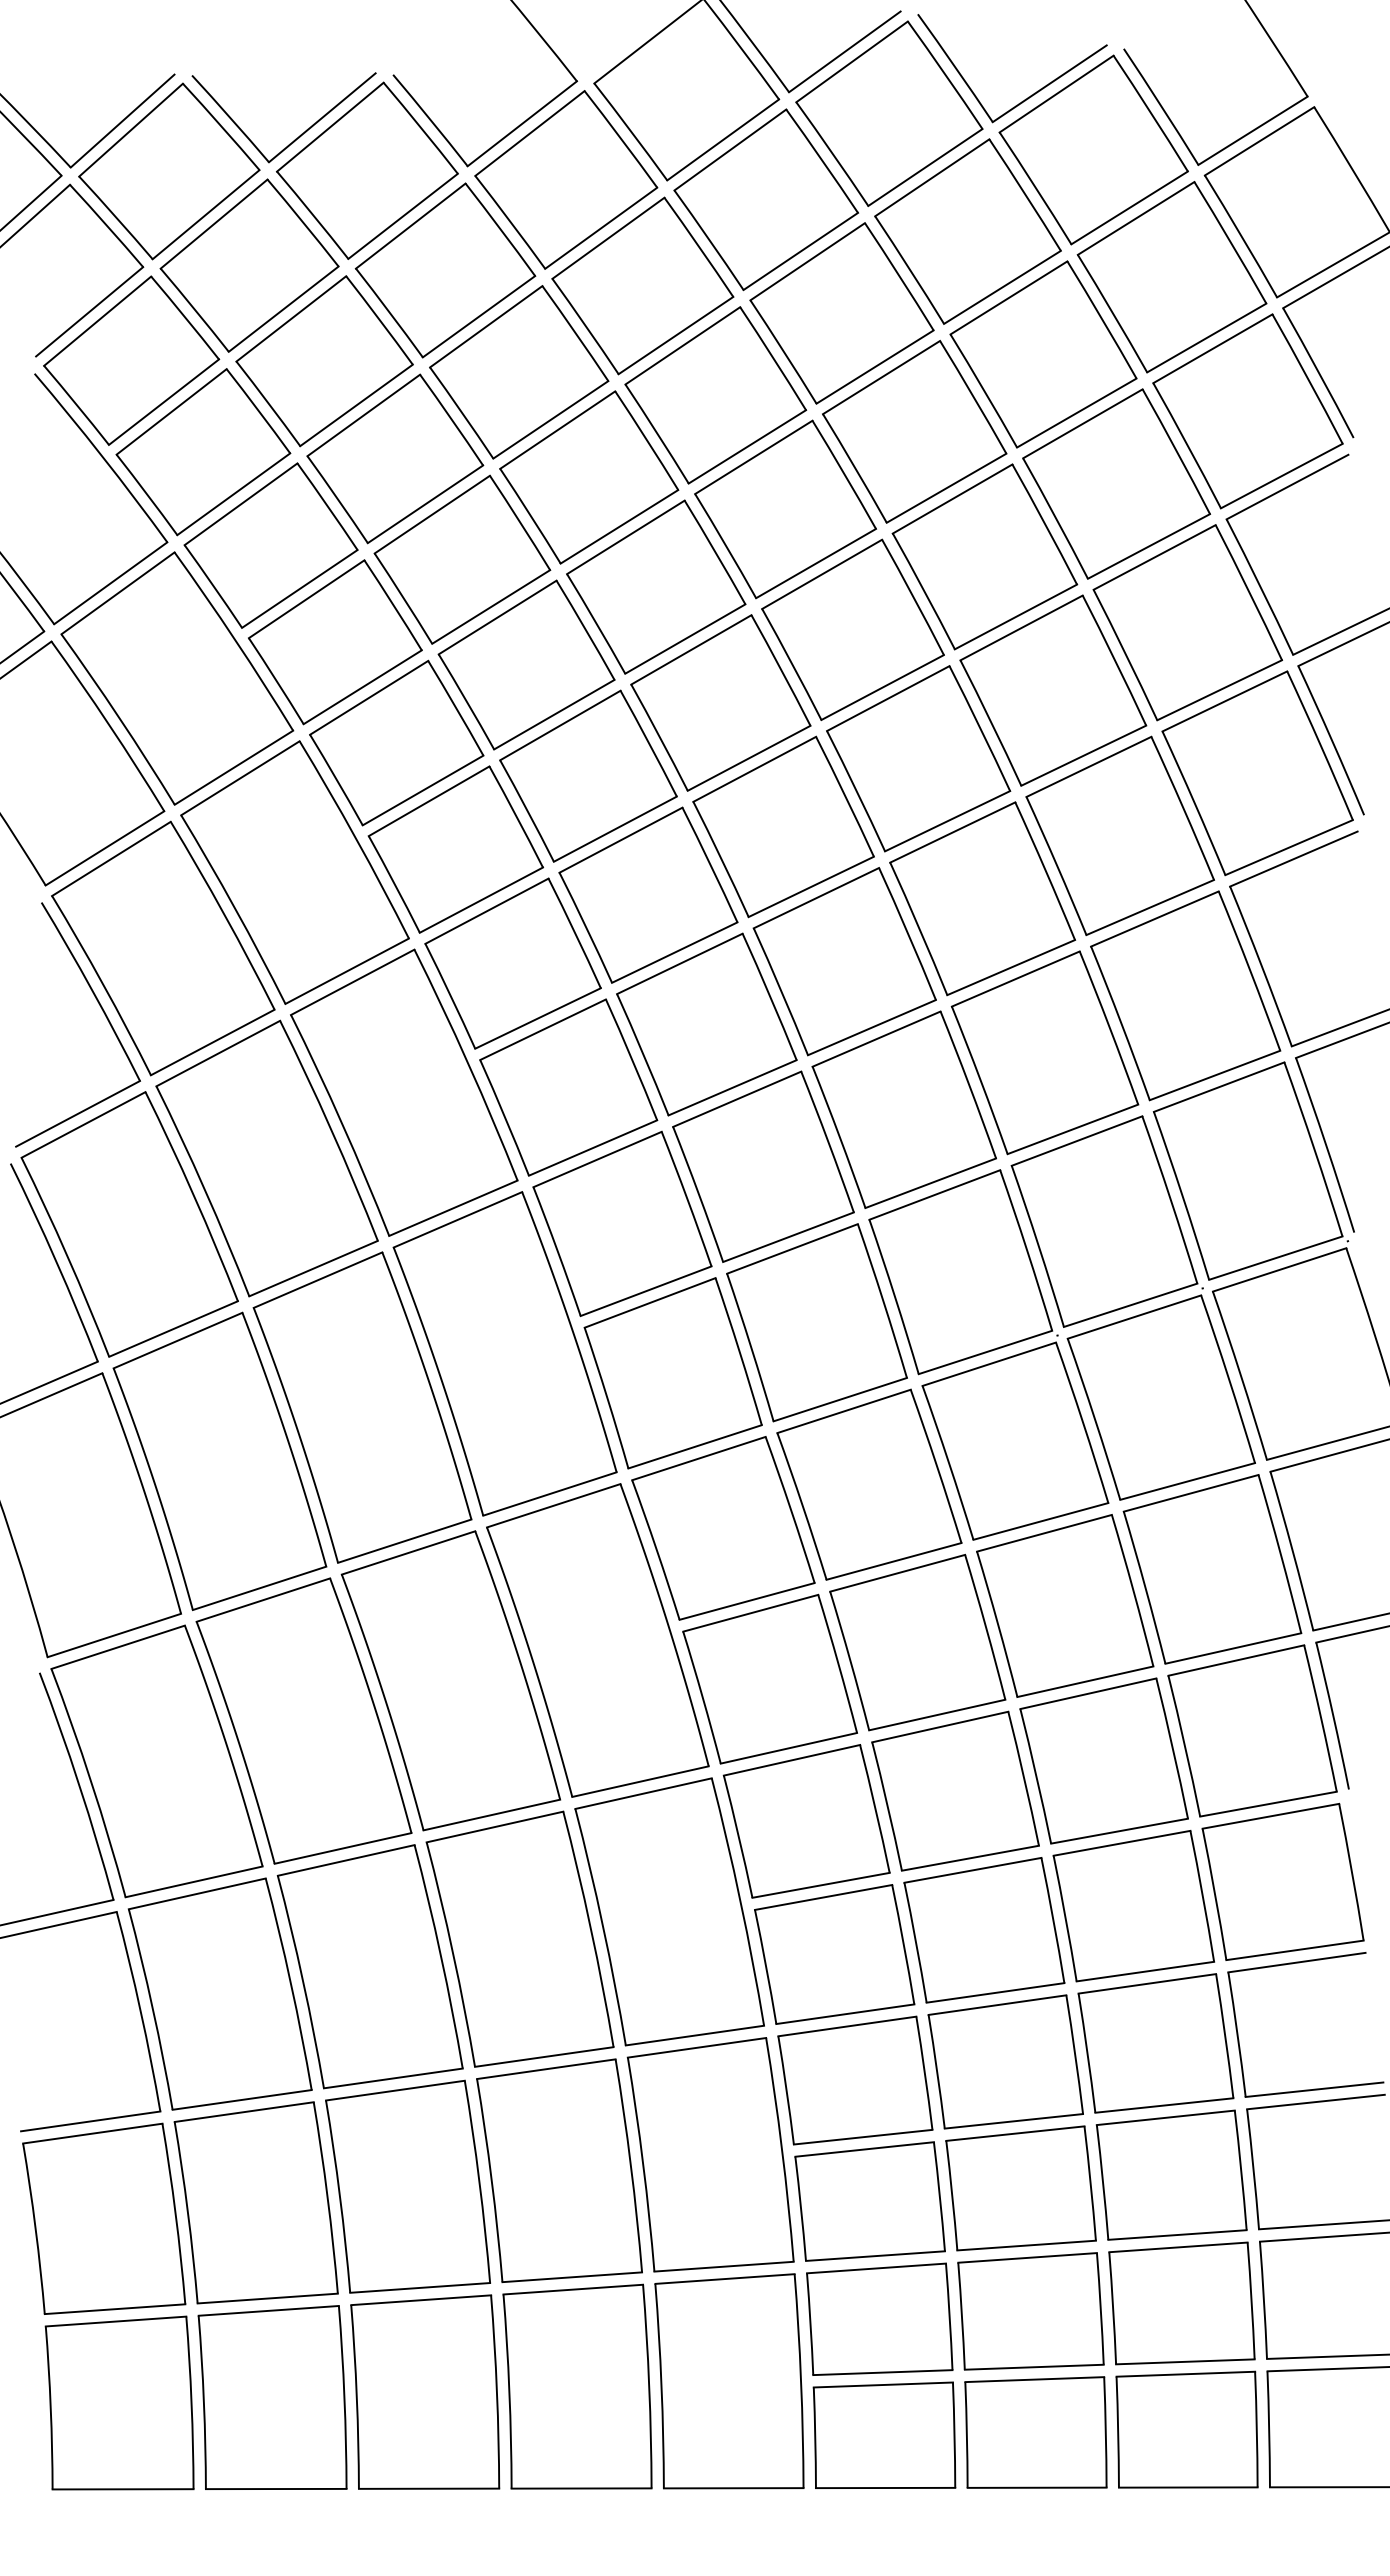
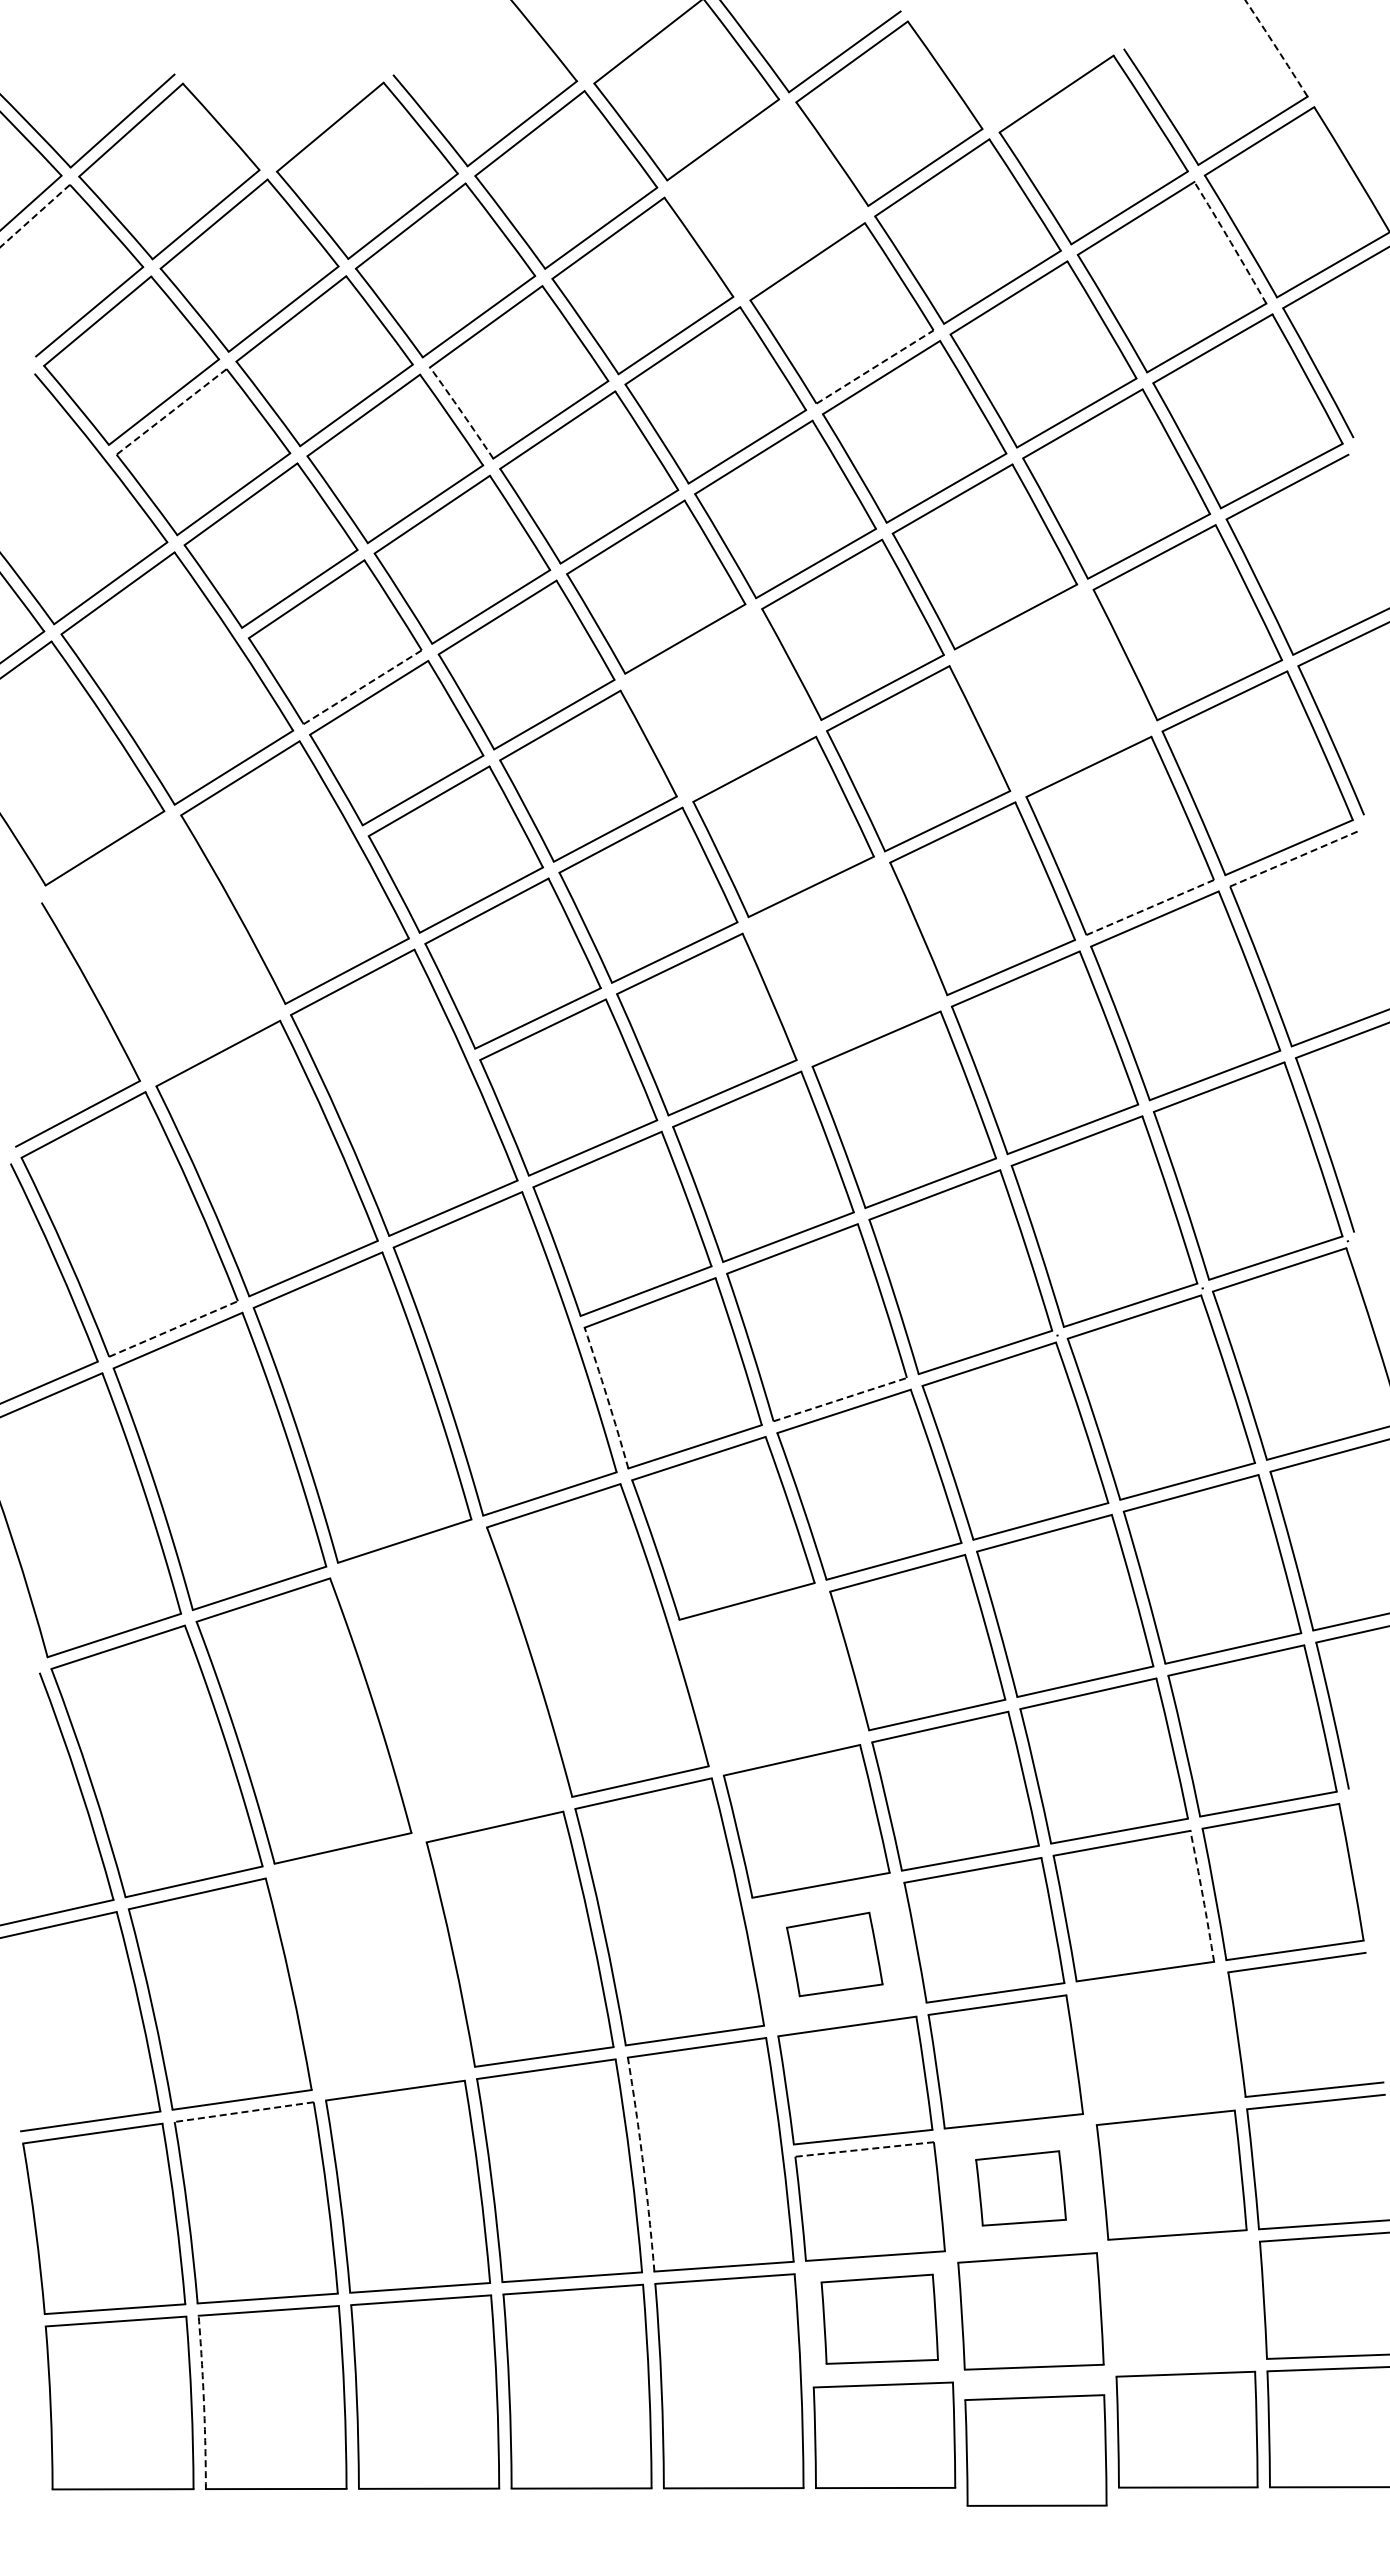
arc: solid -> dashed (1276, 47)
part: present -> none (1031, 94)
part: present -> none (300, 134)
part: present -> none (765, 199)
line: solid -> dashed (35, 216)
arc: solid -> dashed (1230, 242)
line: solid -> dashed (875, 366)
line: solid -> dashed (171, 411)
arc: solid -> dashed (462, 412)
line: solid -> dashed (362, 687)
part: present -> none (1053, 690)
part: present -> none (720, 702)
line: solid -> dashed (1293, 859)
line: solid -> dashed (1150, 907)
part: present -> none (163, 948)
part: present -> none (844, 961)
line: solid -> dashed (174, 1328)
arc: solid -> dashed (607, 1397)
line: solid -> dashed (840, 1399)
part: present -> none (769, 1678)
part: present -> none (450, 1680)
arc: solid -> dashed (1202, 1896)
part size: 162x141 px -> 98x87 px (834, 1954)
part: present -> none (369, 1966)
part: present -> none (1155, 2043)
line: solid -> dashed (243, 2112)
line: solid -> dashed (864, 2149)
arc: solid -> dashed (643, 2164)
part size: 152x127 px -> 92x77 px (1020, 2188)
part: present -> none (1181, 2303)
part size: 148x114 px -> 119x92 px (879, 2318)
arc: solid -> dashed (203, 2402)
part position: (1035, 2432) -> (1035, 2450) (1035, 2450)
